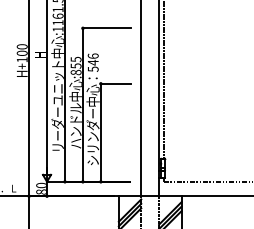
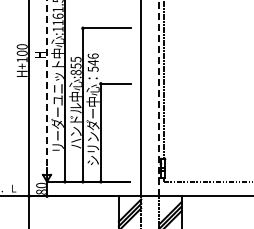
line: solid -> dashed (47, 87)
line: solid -> dashed (159, 98)
